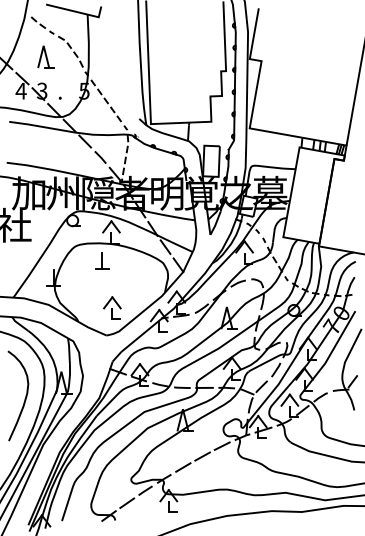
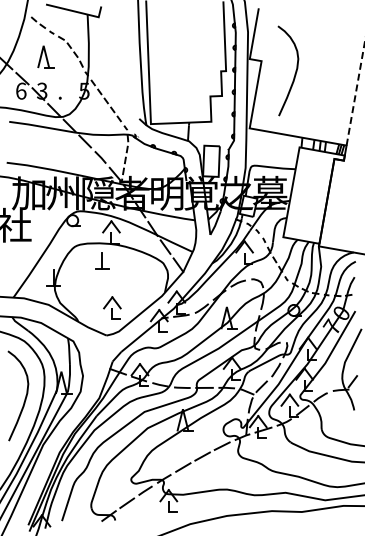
curve: none -> present (294, 73)
text: 4 -> 6 (20, 90)
line: solid -> dashed (355, 93)
